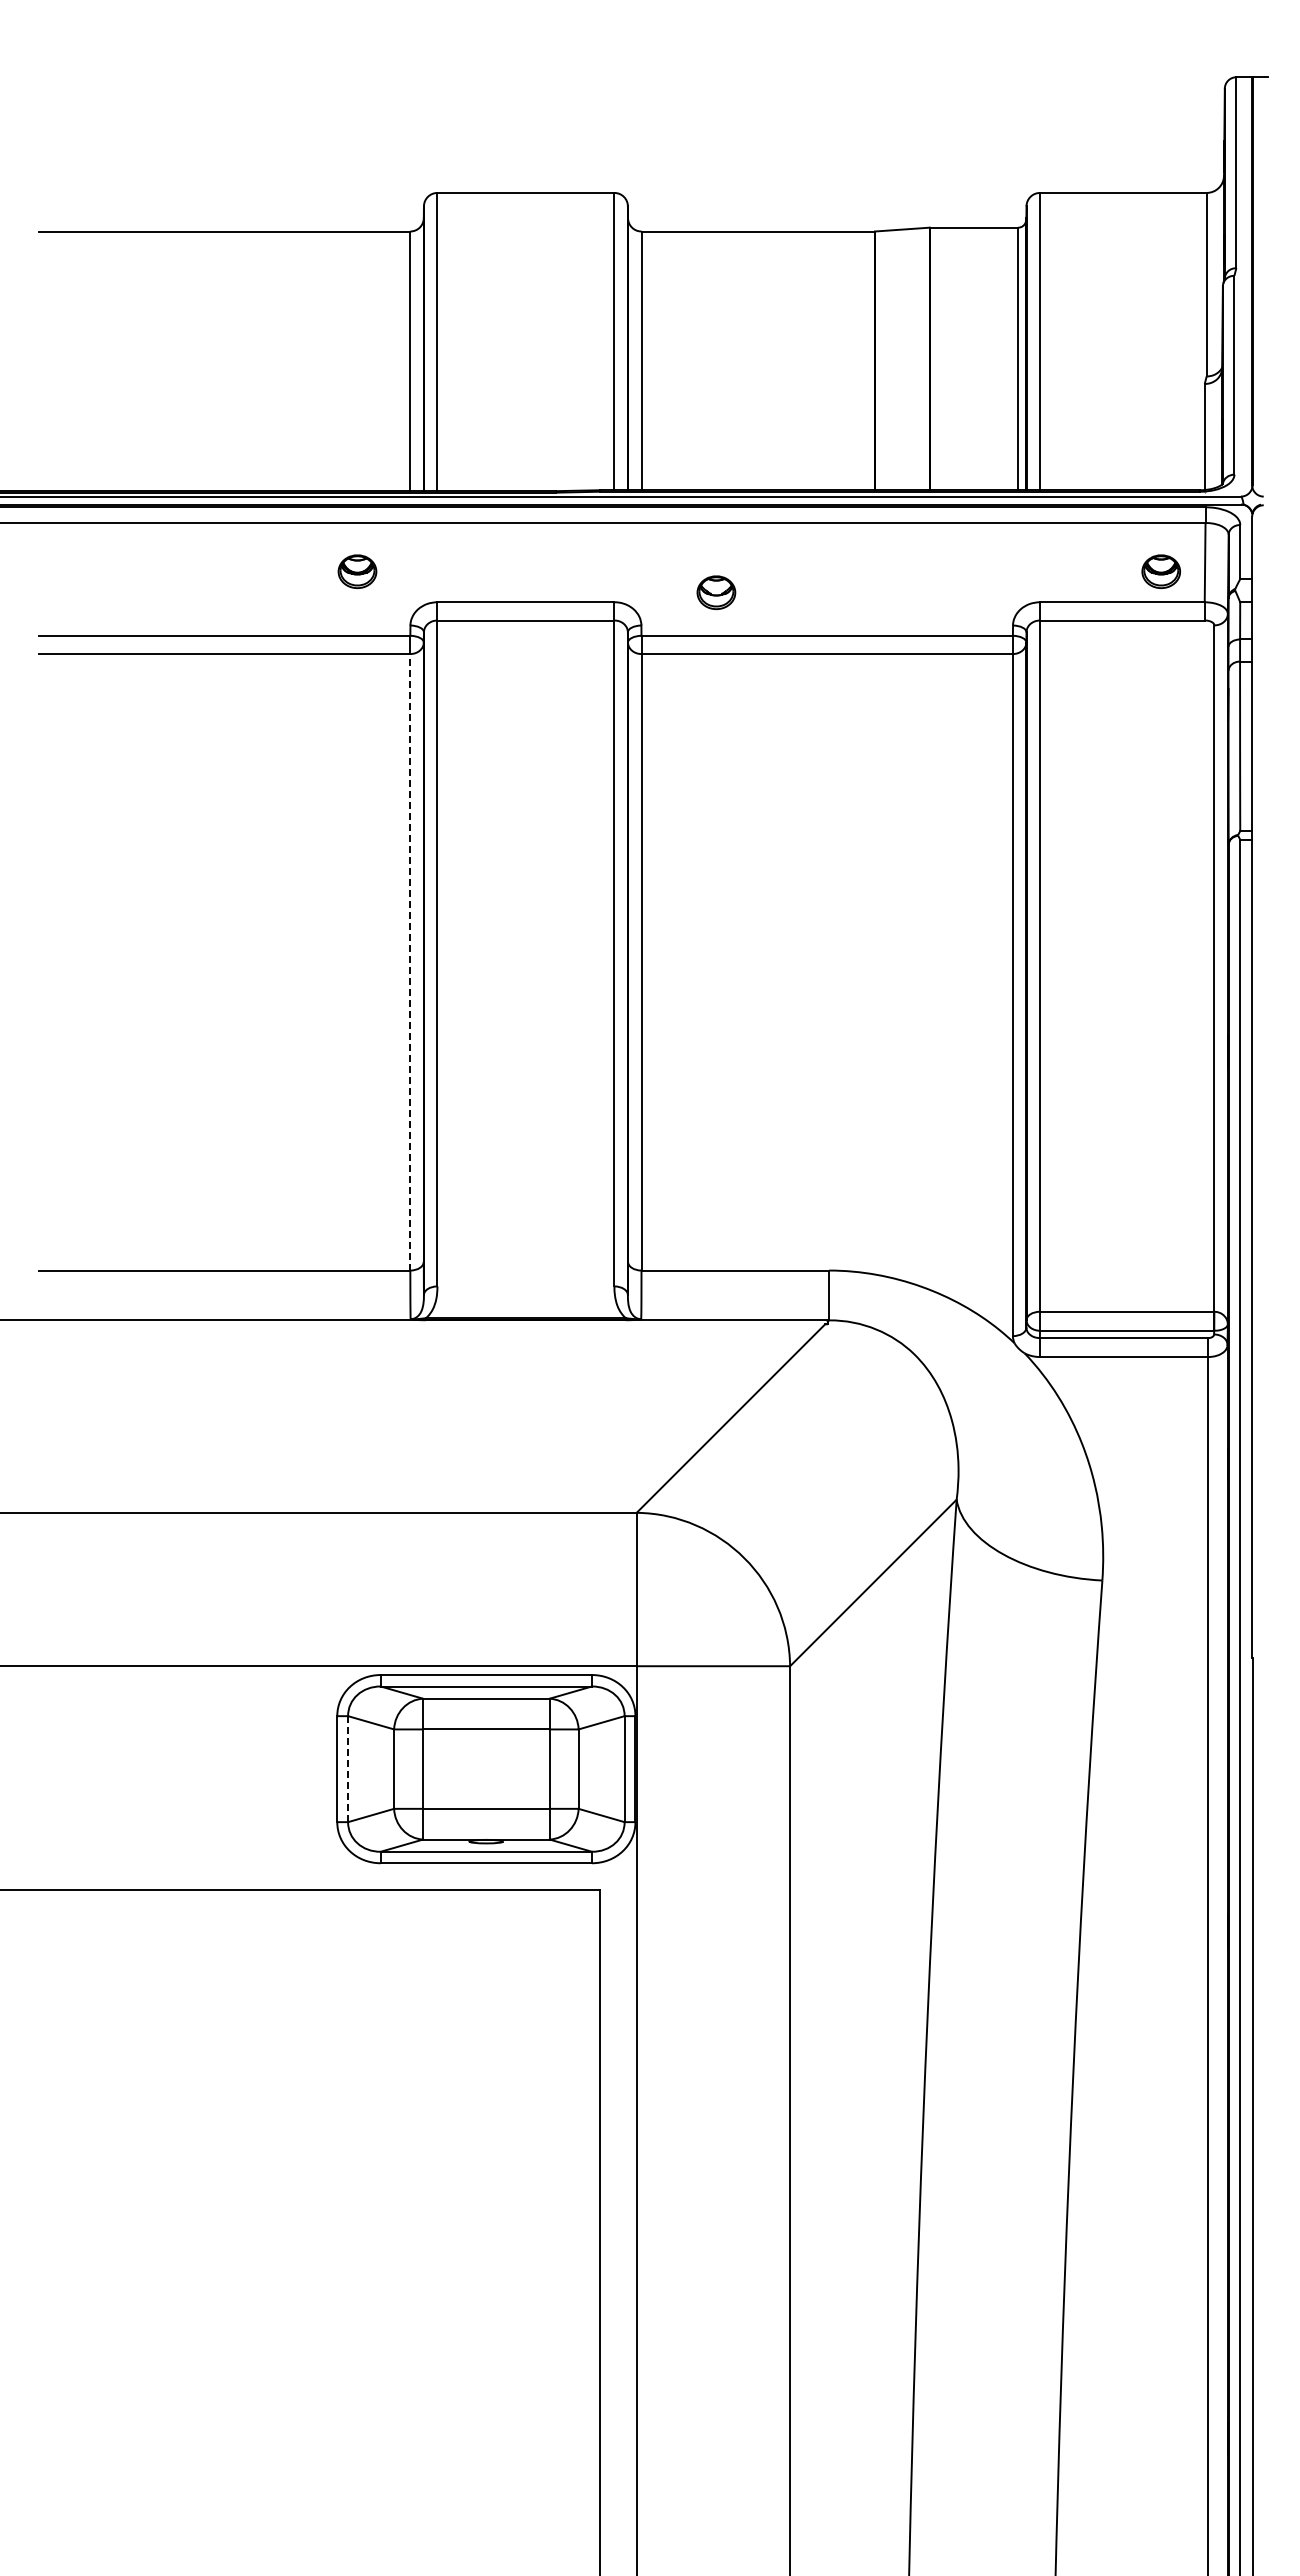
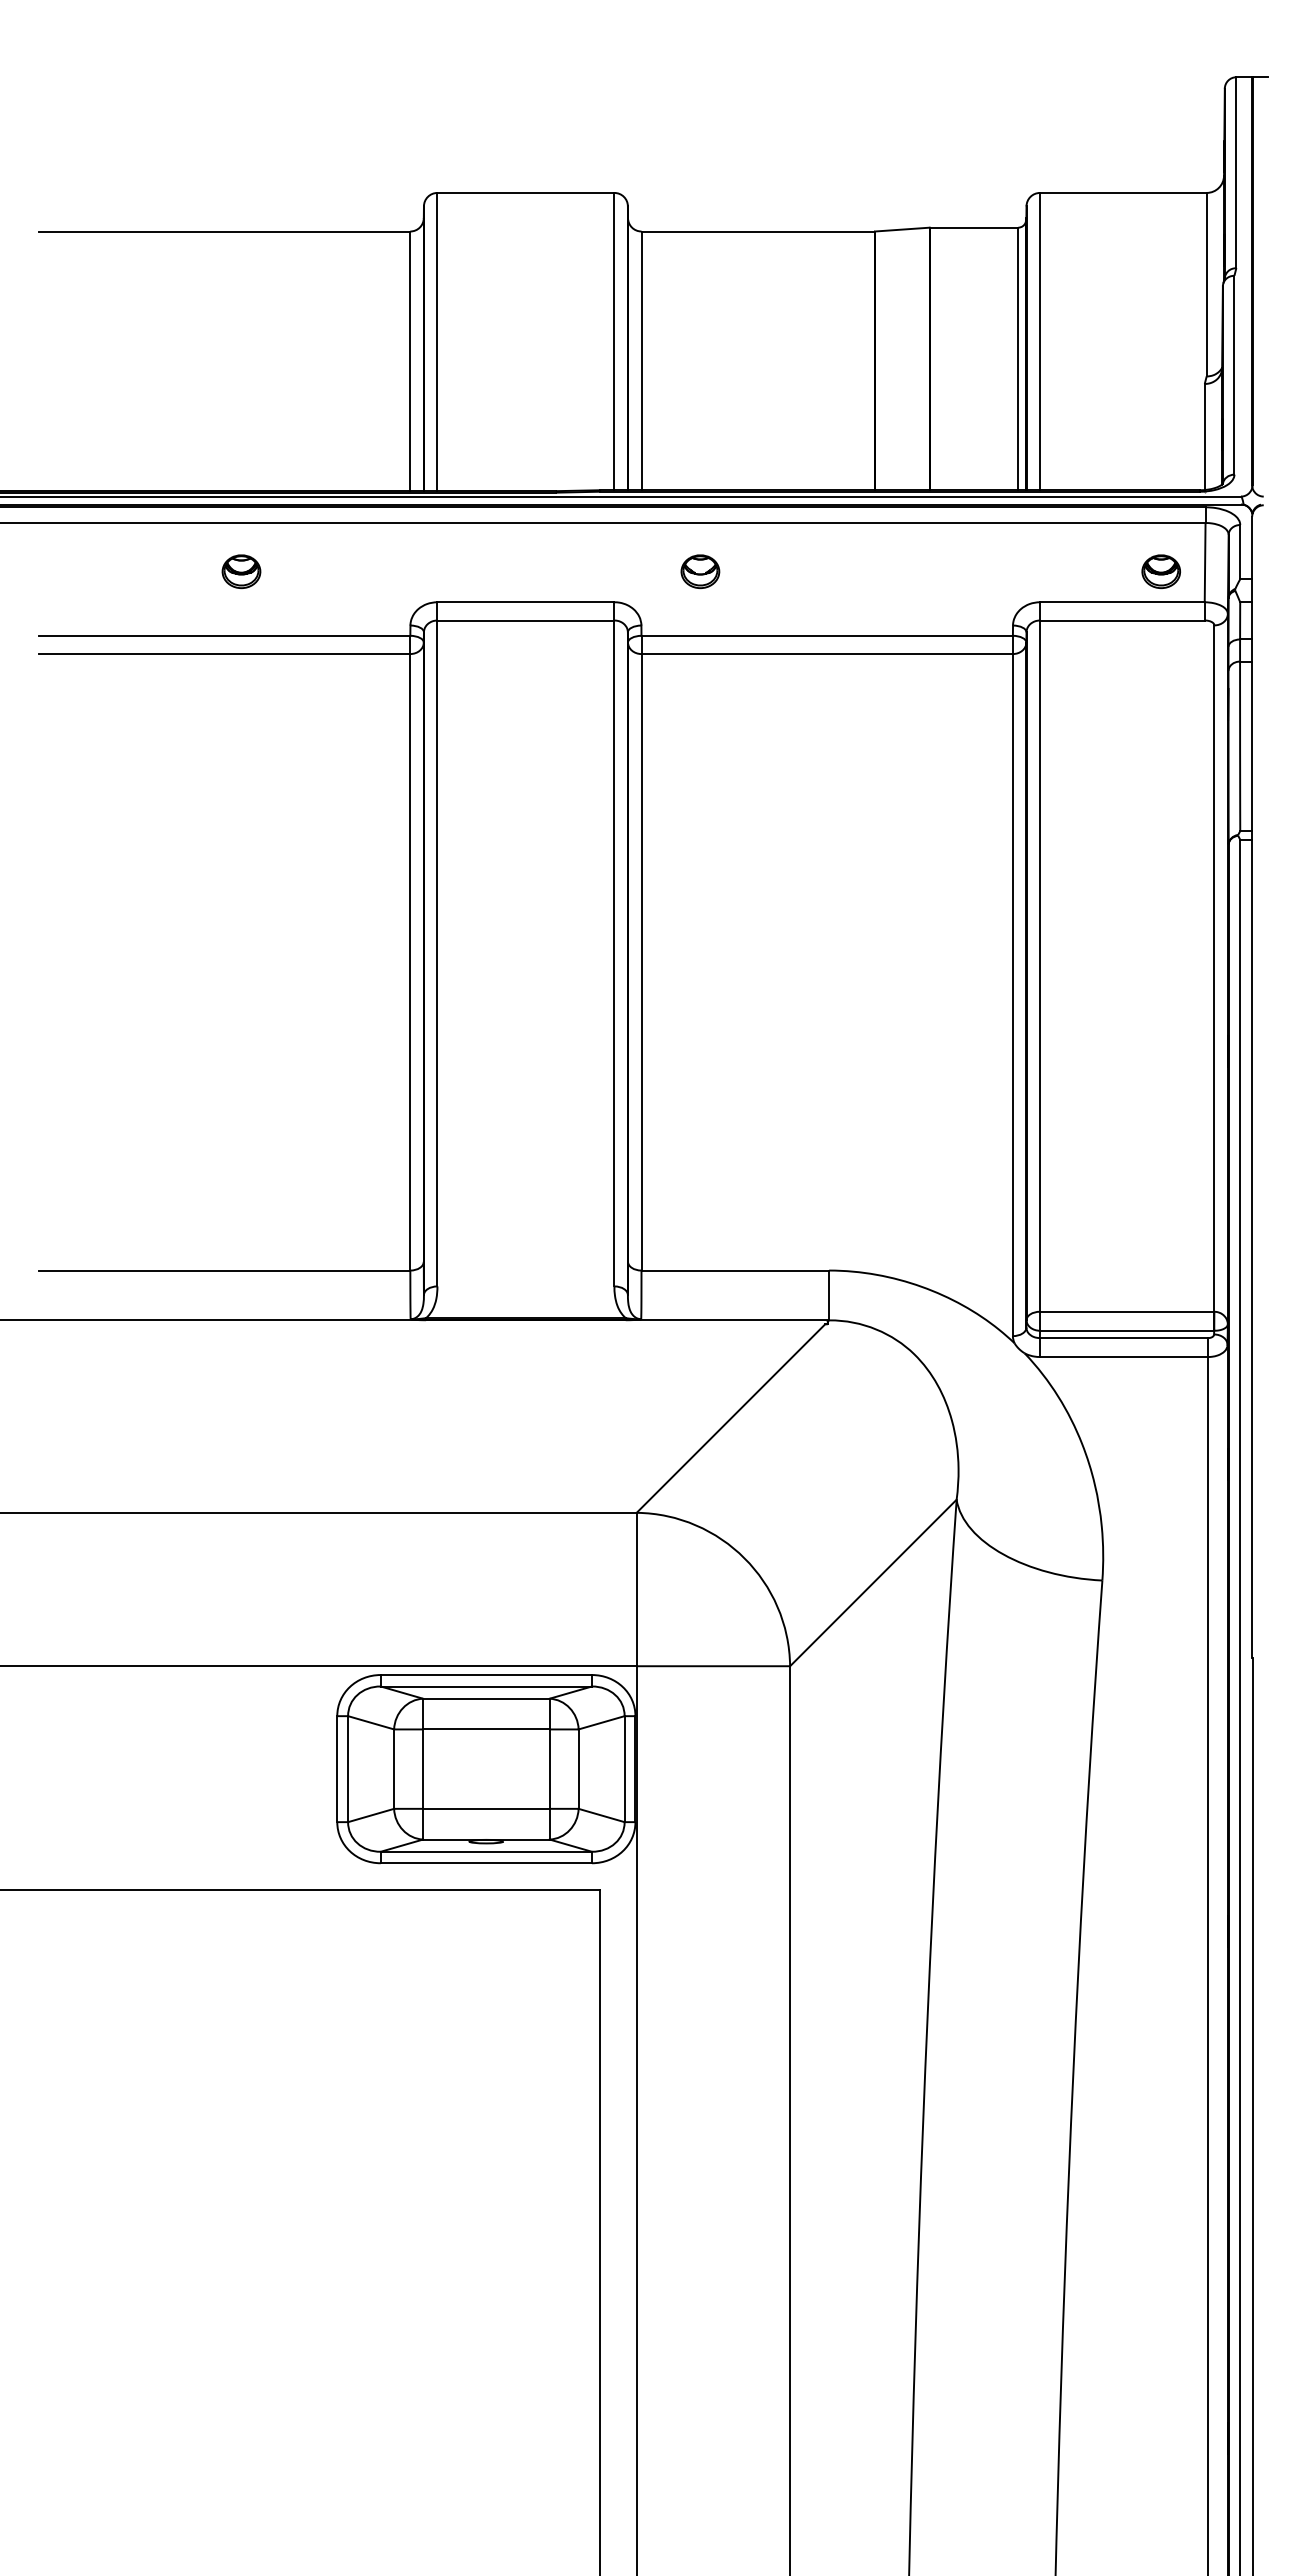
part position: (357, 571) -> (241, 571) (241, 571)
part position: (716, 592) -> (700, 571) (700, 571)
line: dashed -> solid (410, 961)
line: dashed -> solid (348, 1769)
